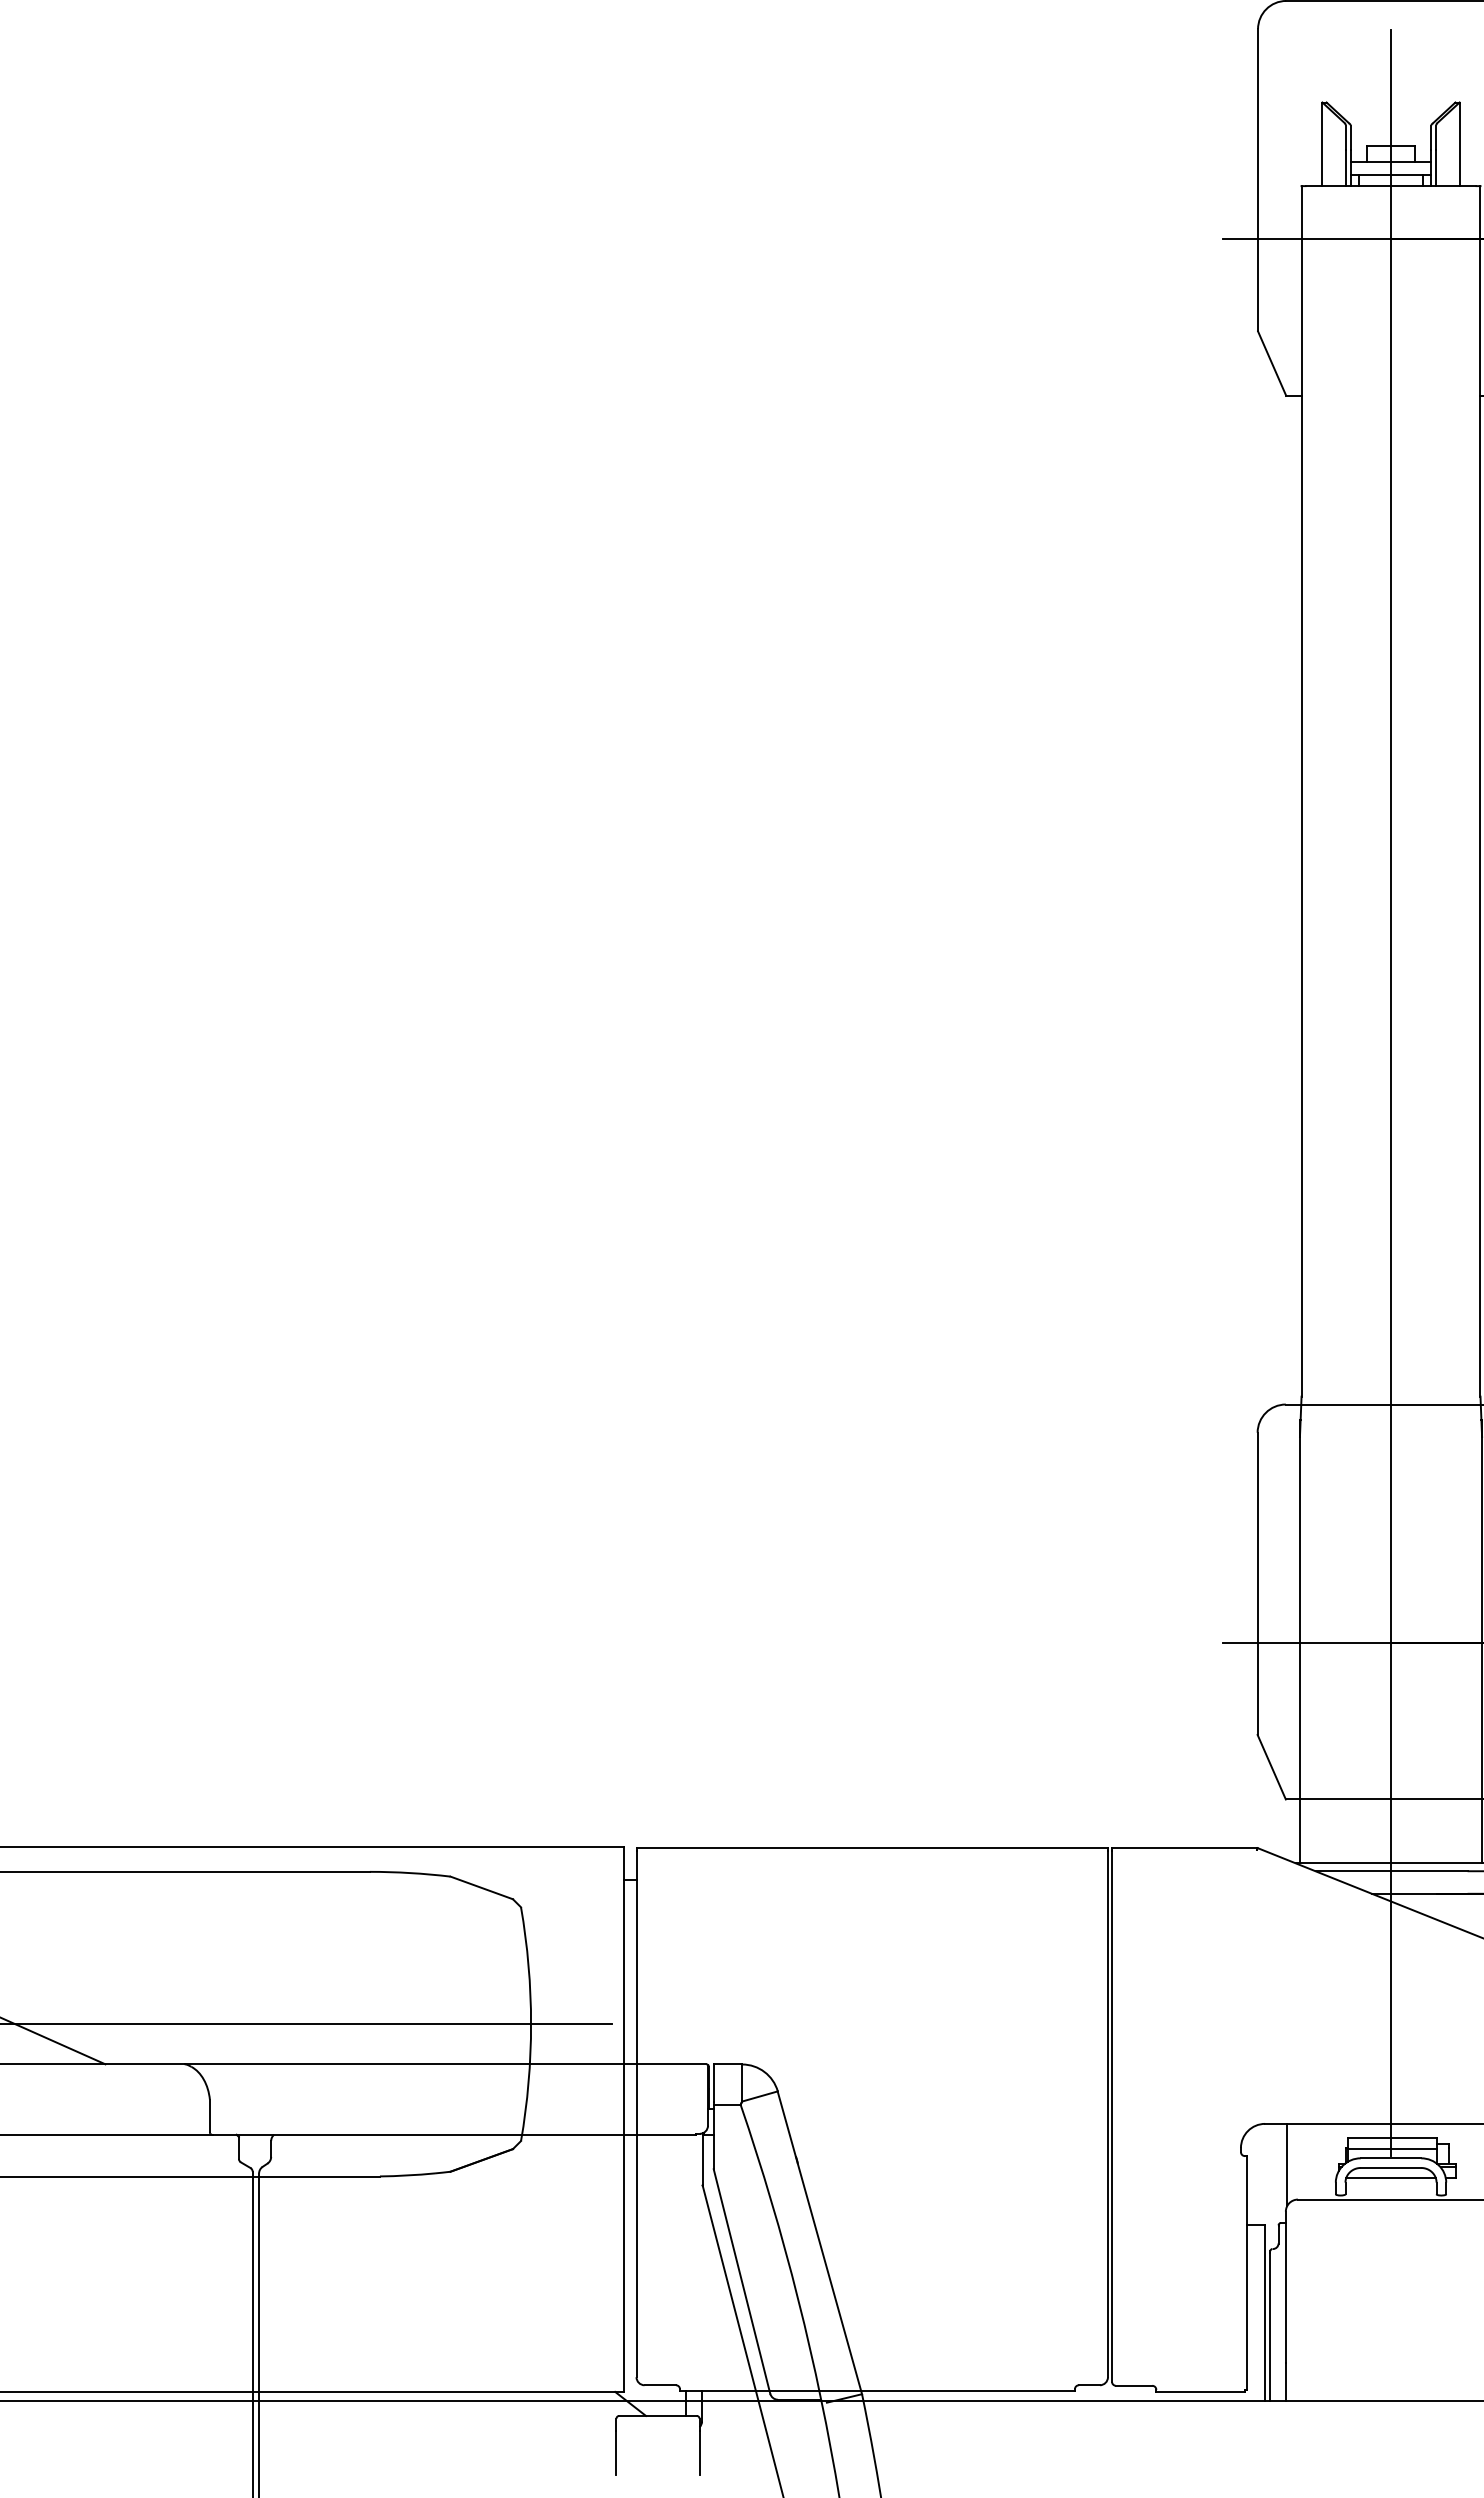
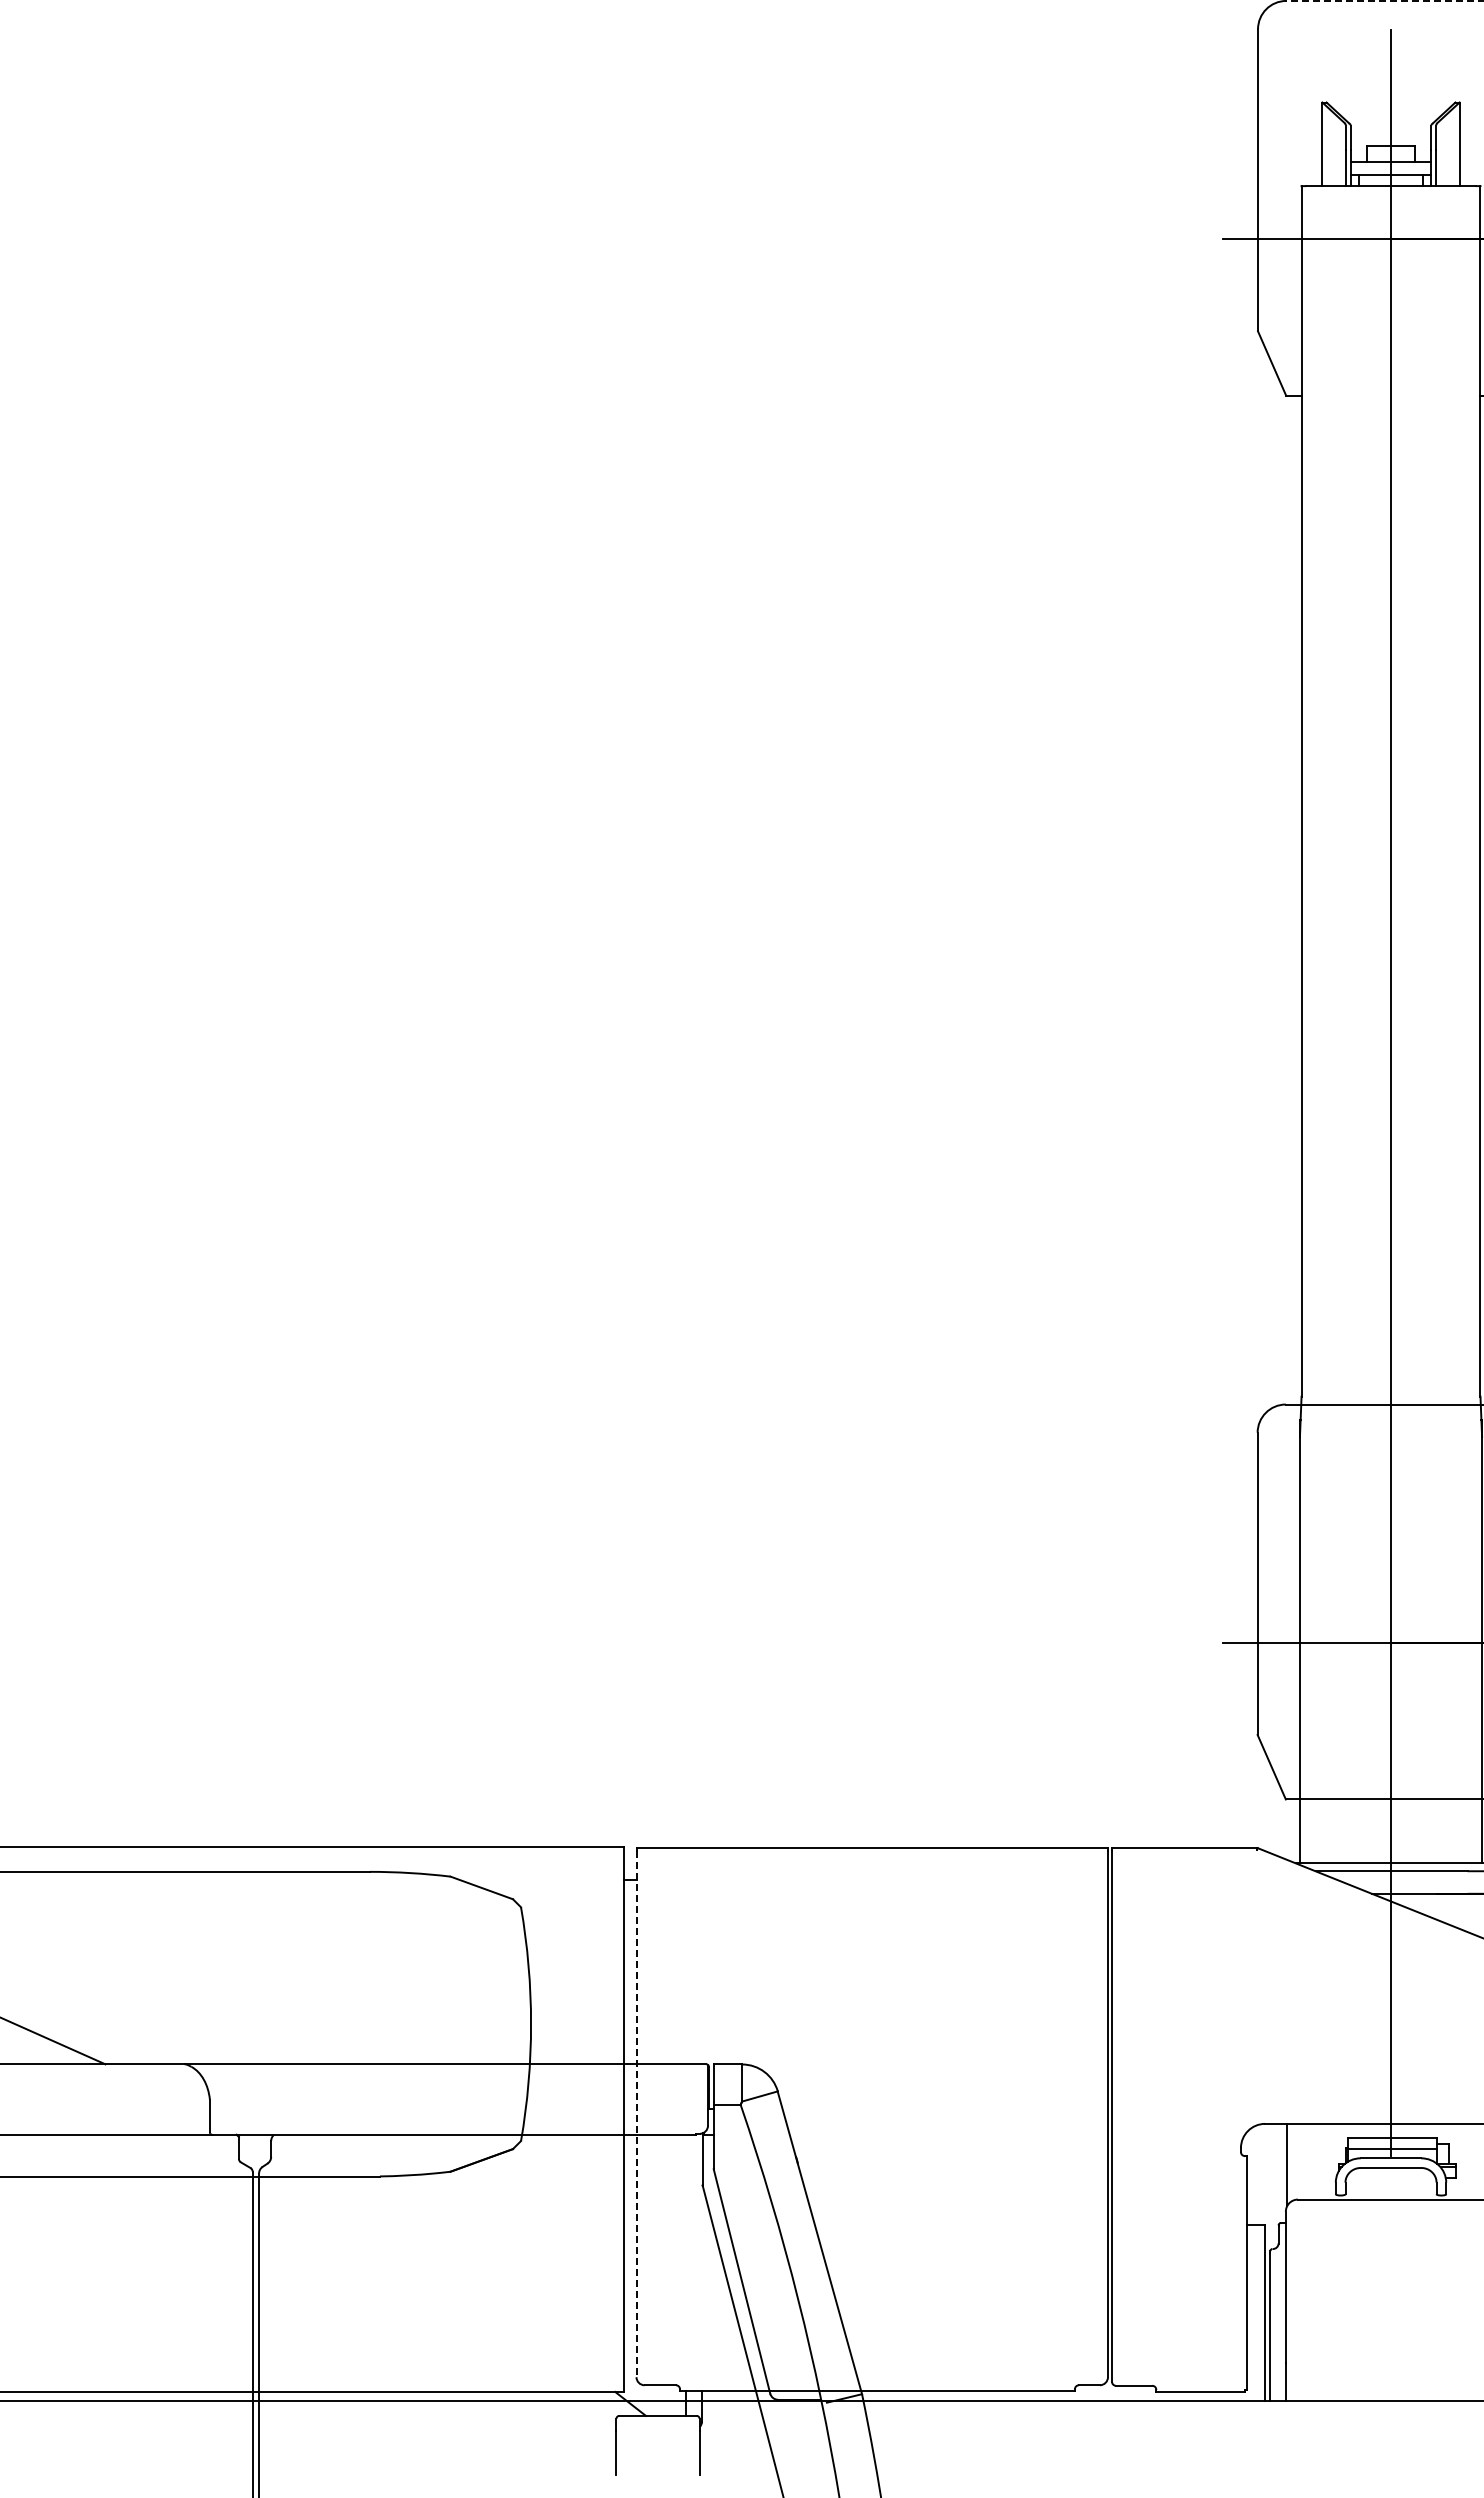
line: solid -> dashed (1385, 0)
line: present -> none (306, 2024)
line: solid -> dashed (636, 2114)
line: present -> none (1390, 2178)
